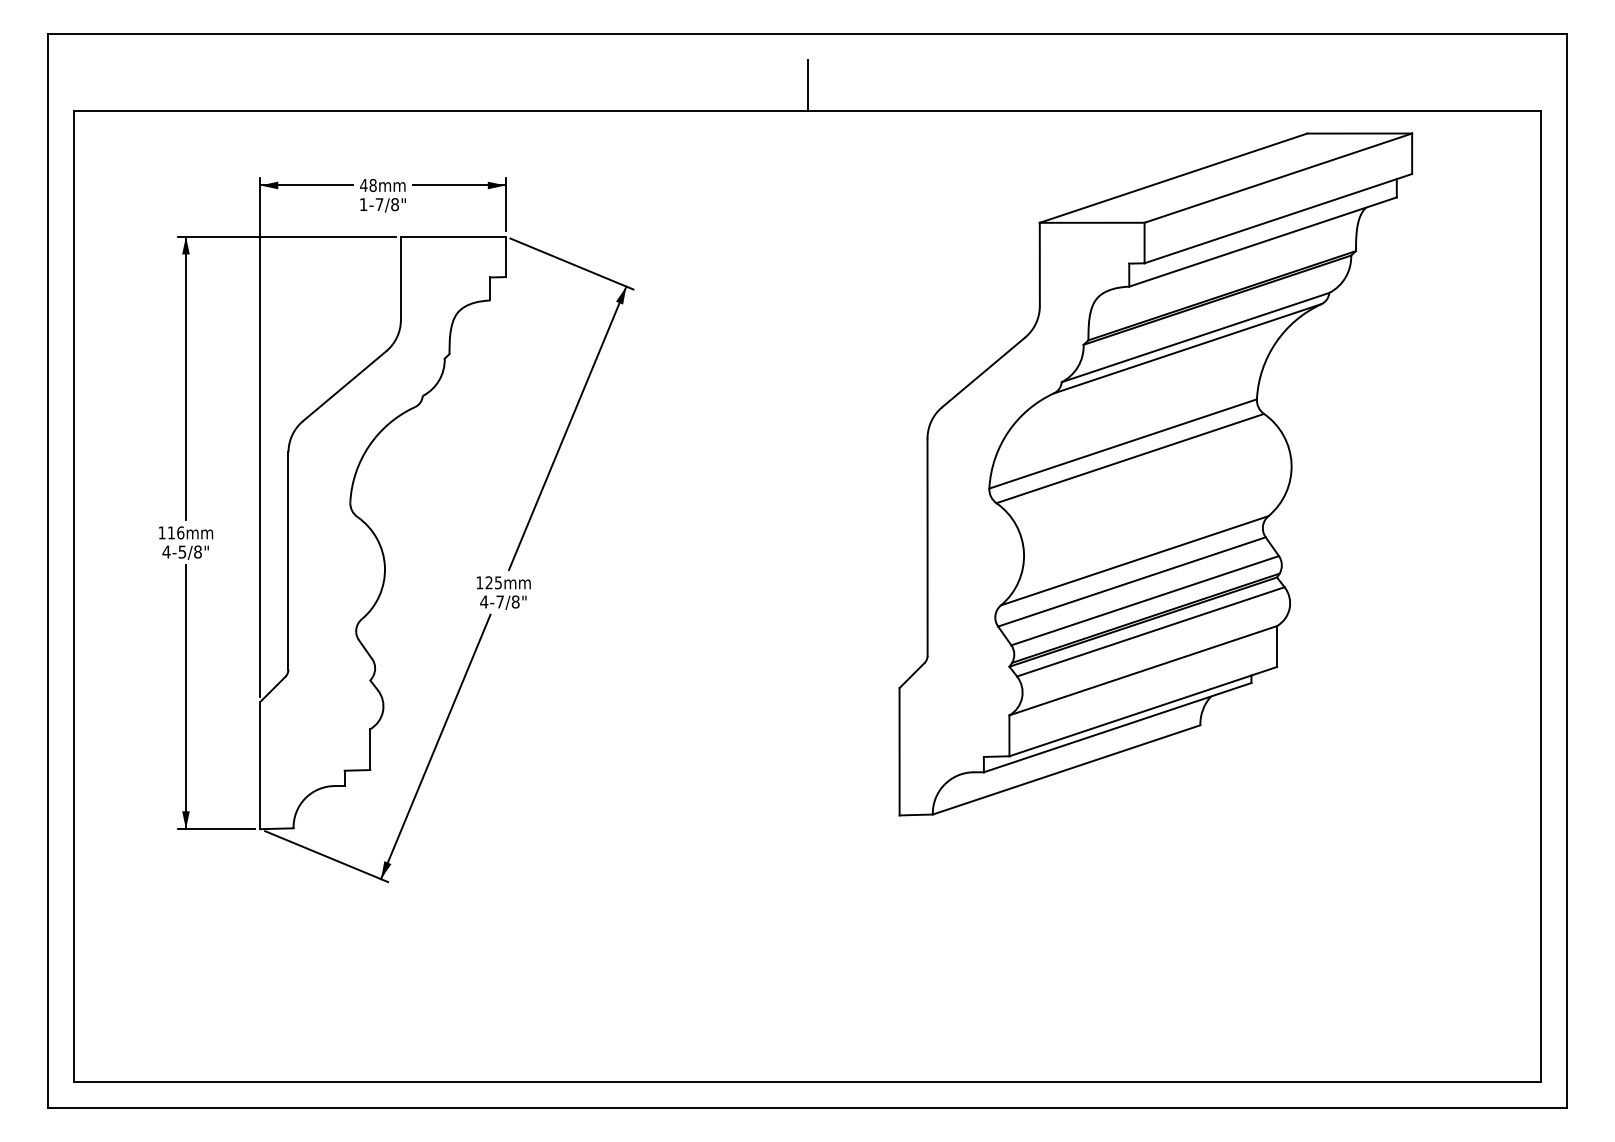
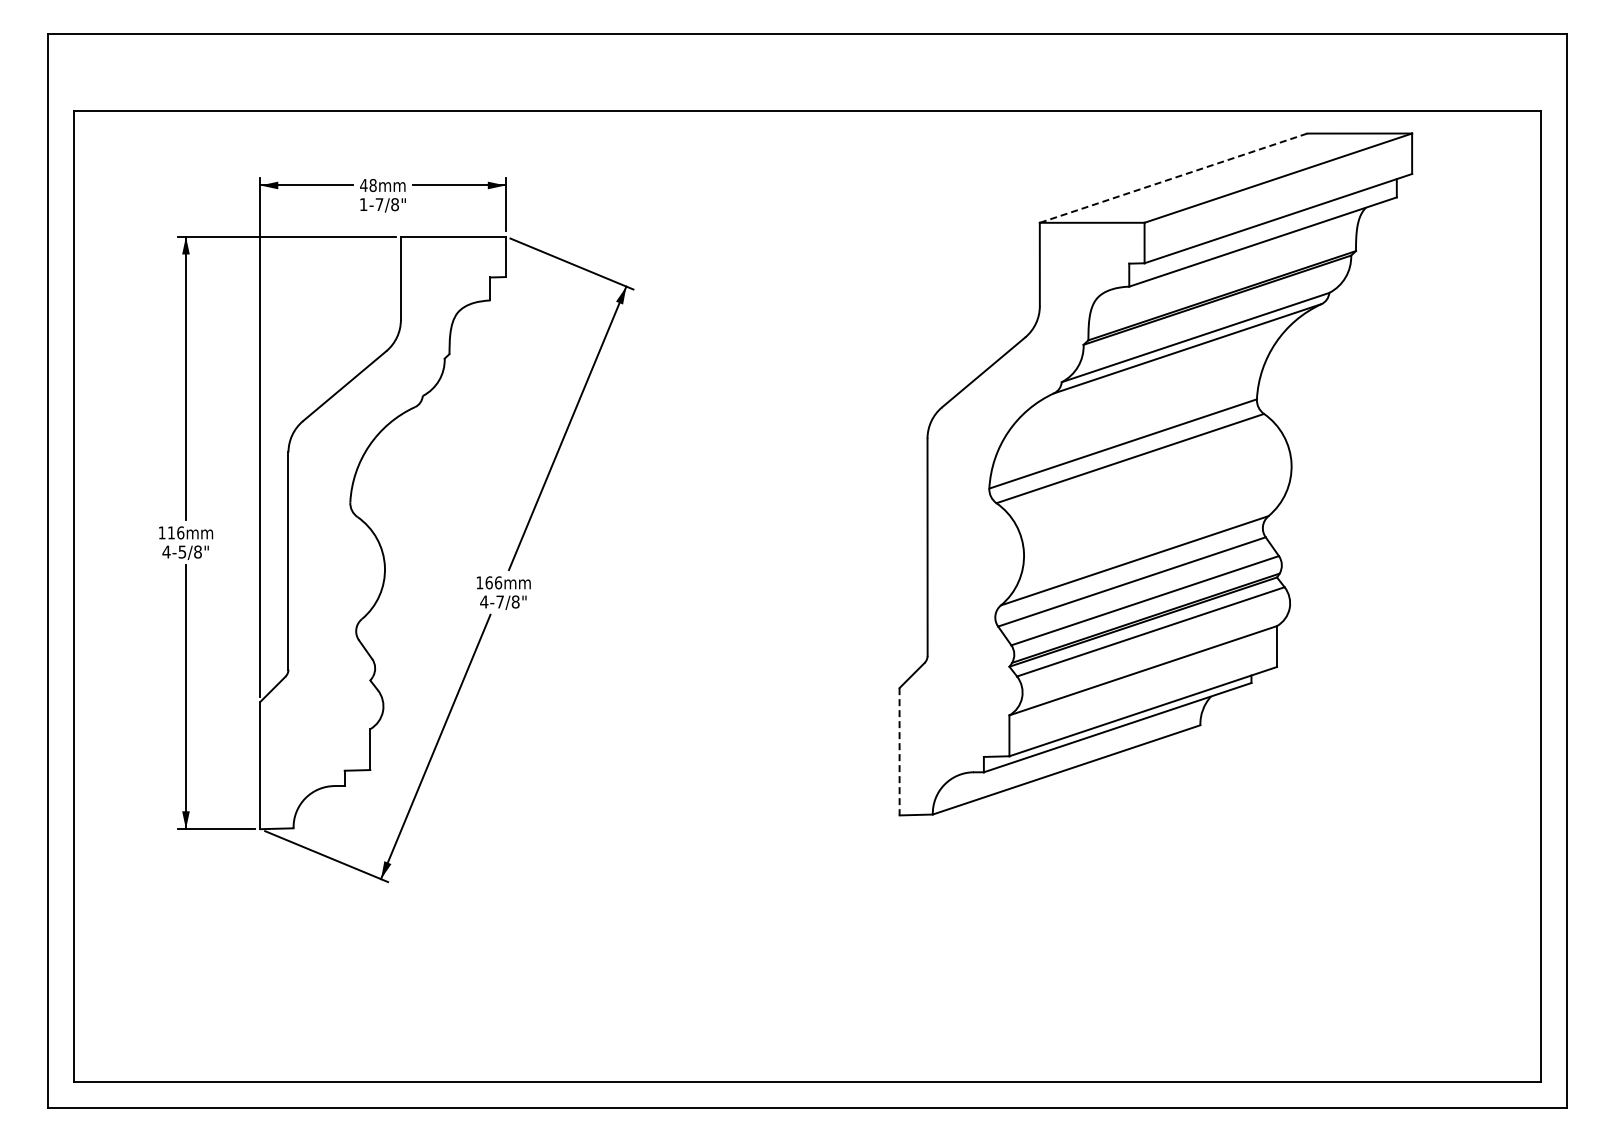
line: present -> none (807, 84)
line: solid -> dashed (1173, 178)
text: 125 -> 166 (493, 582)
line: solid -> dashed (899, 751)
